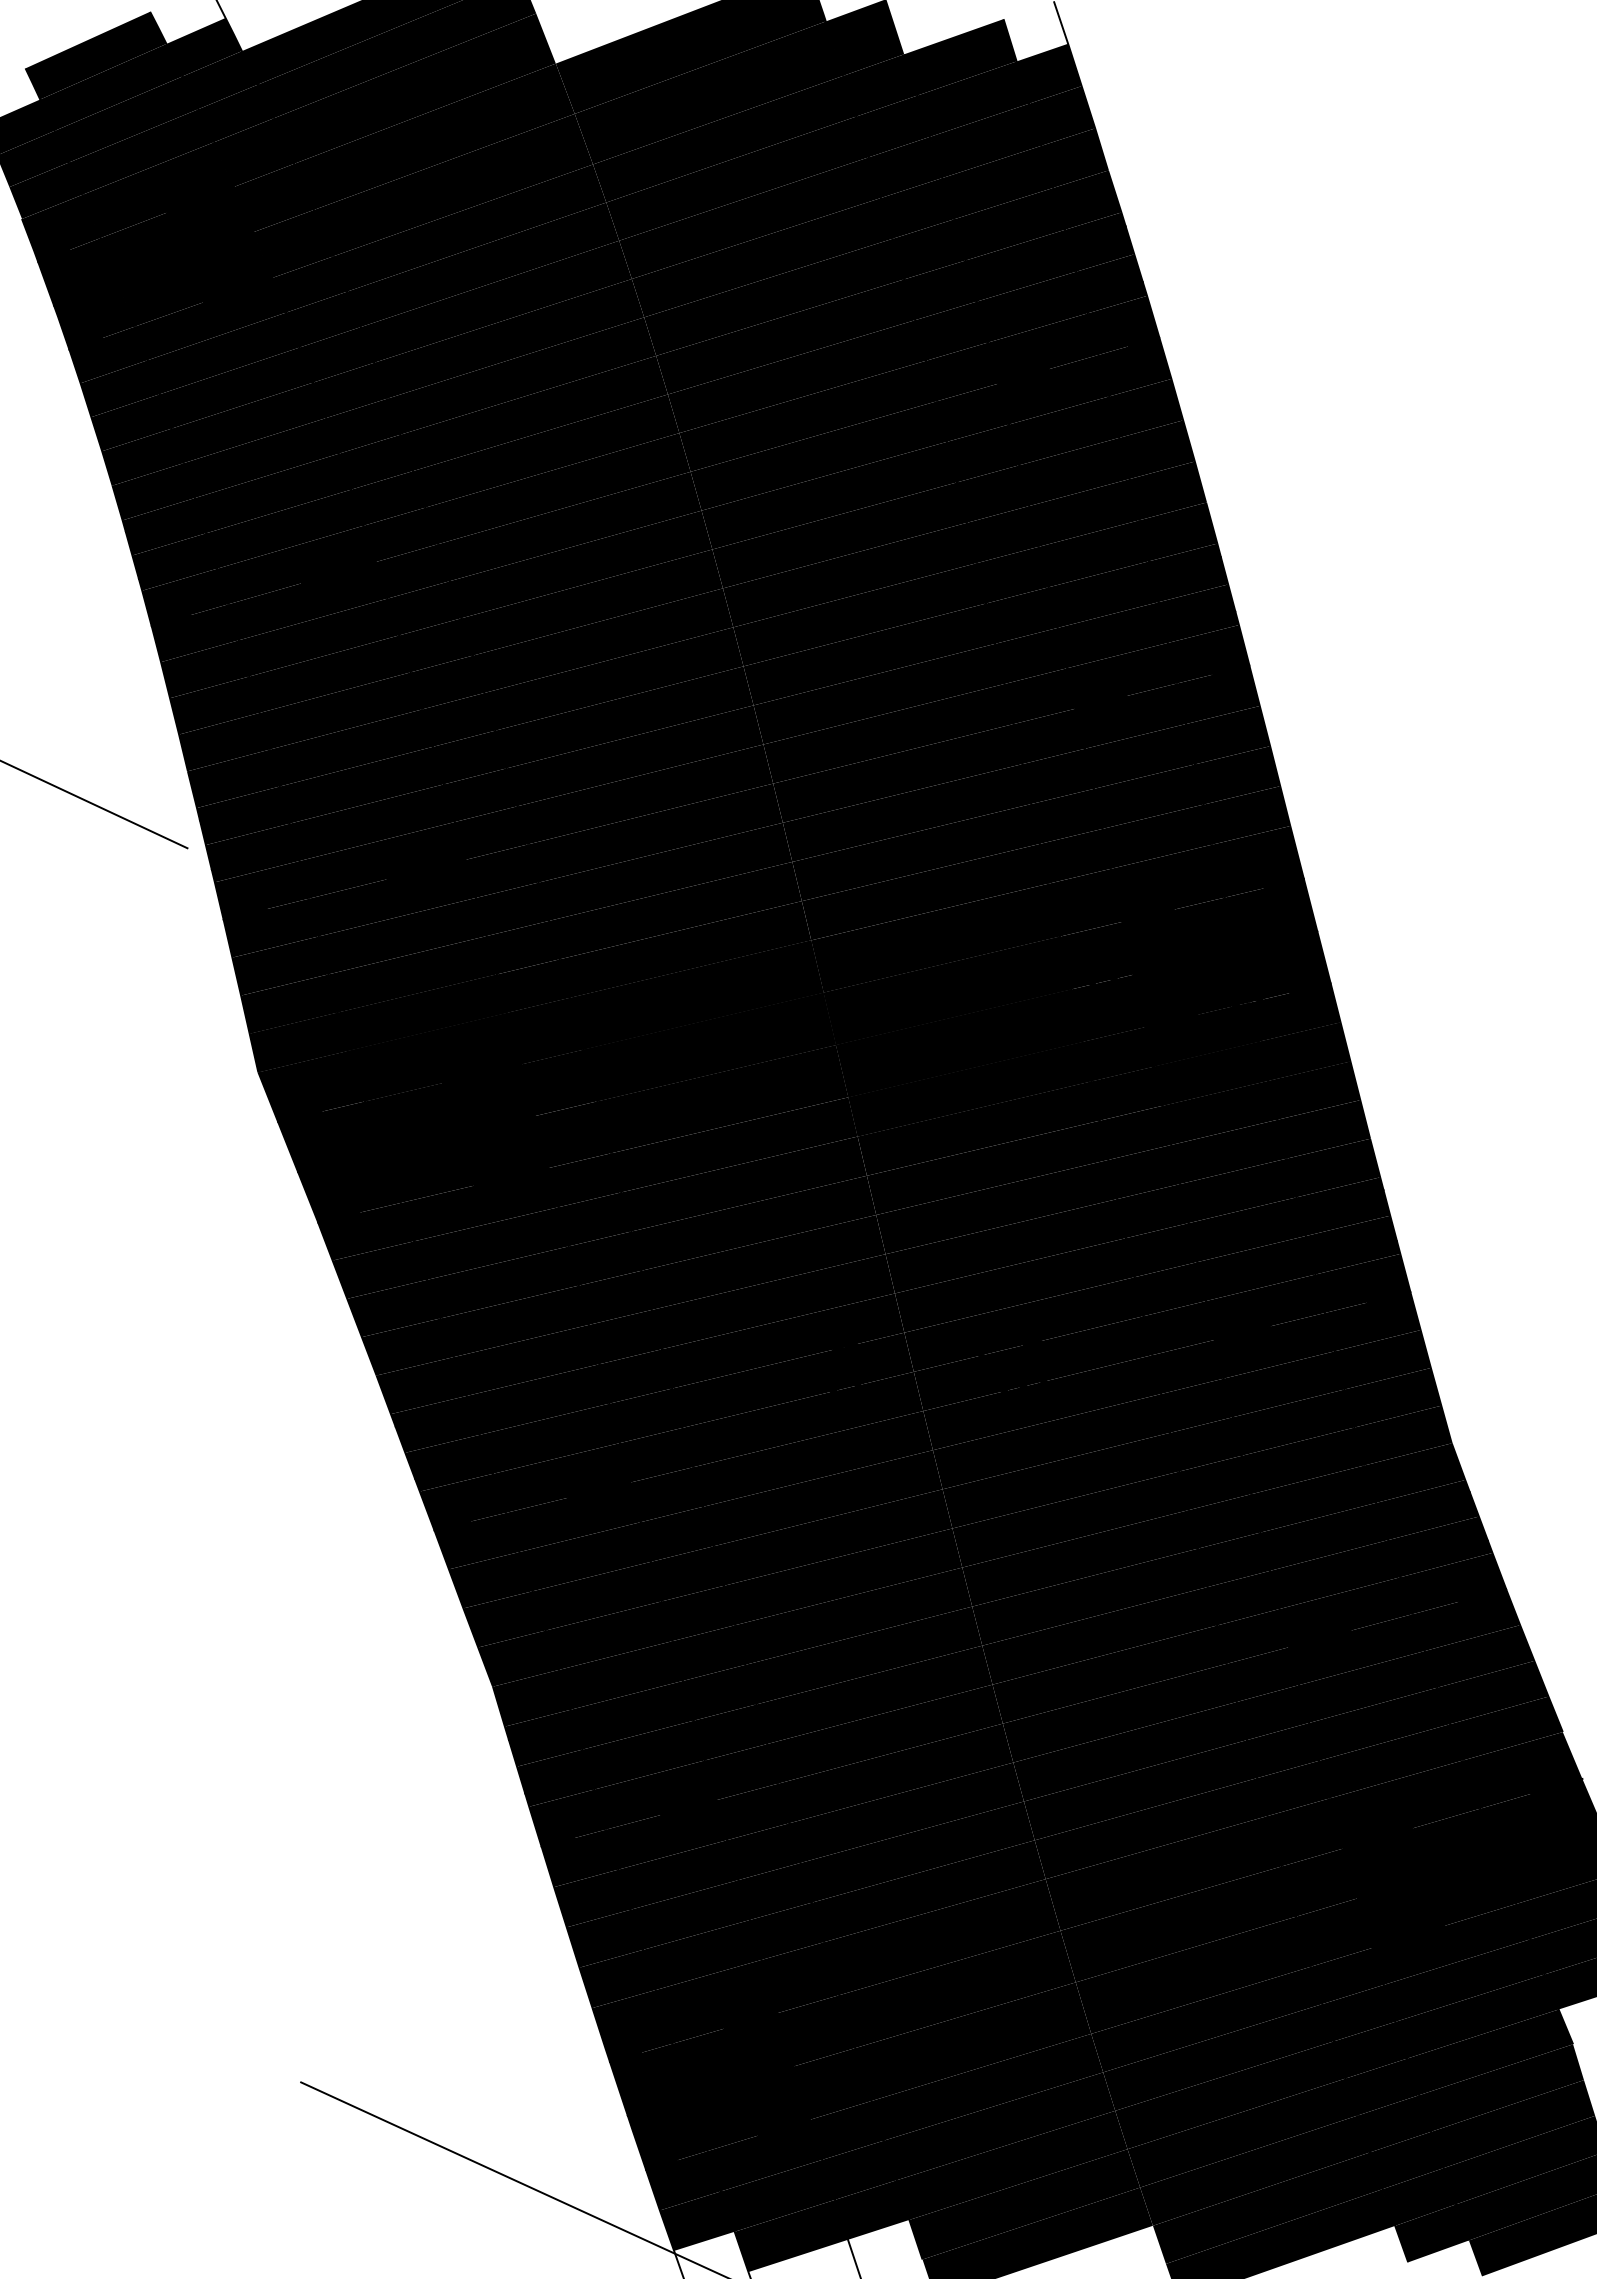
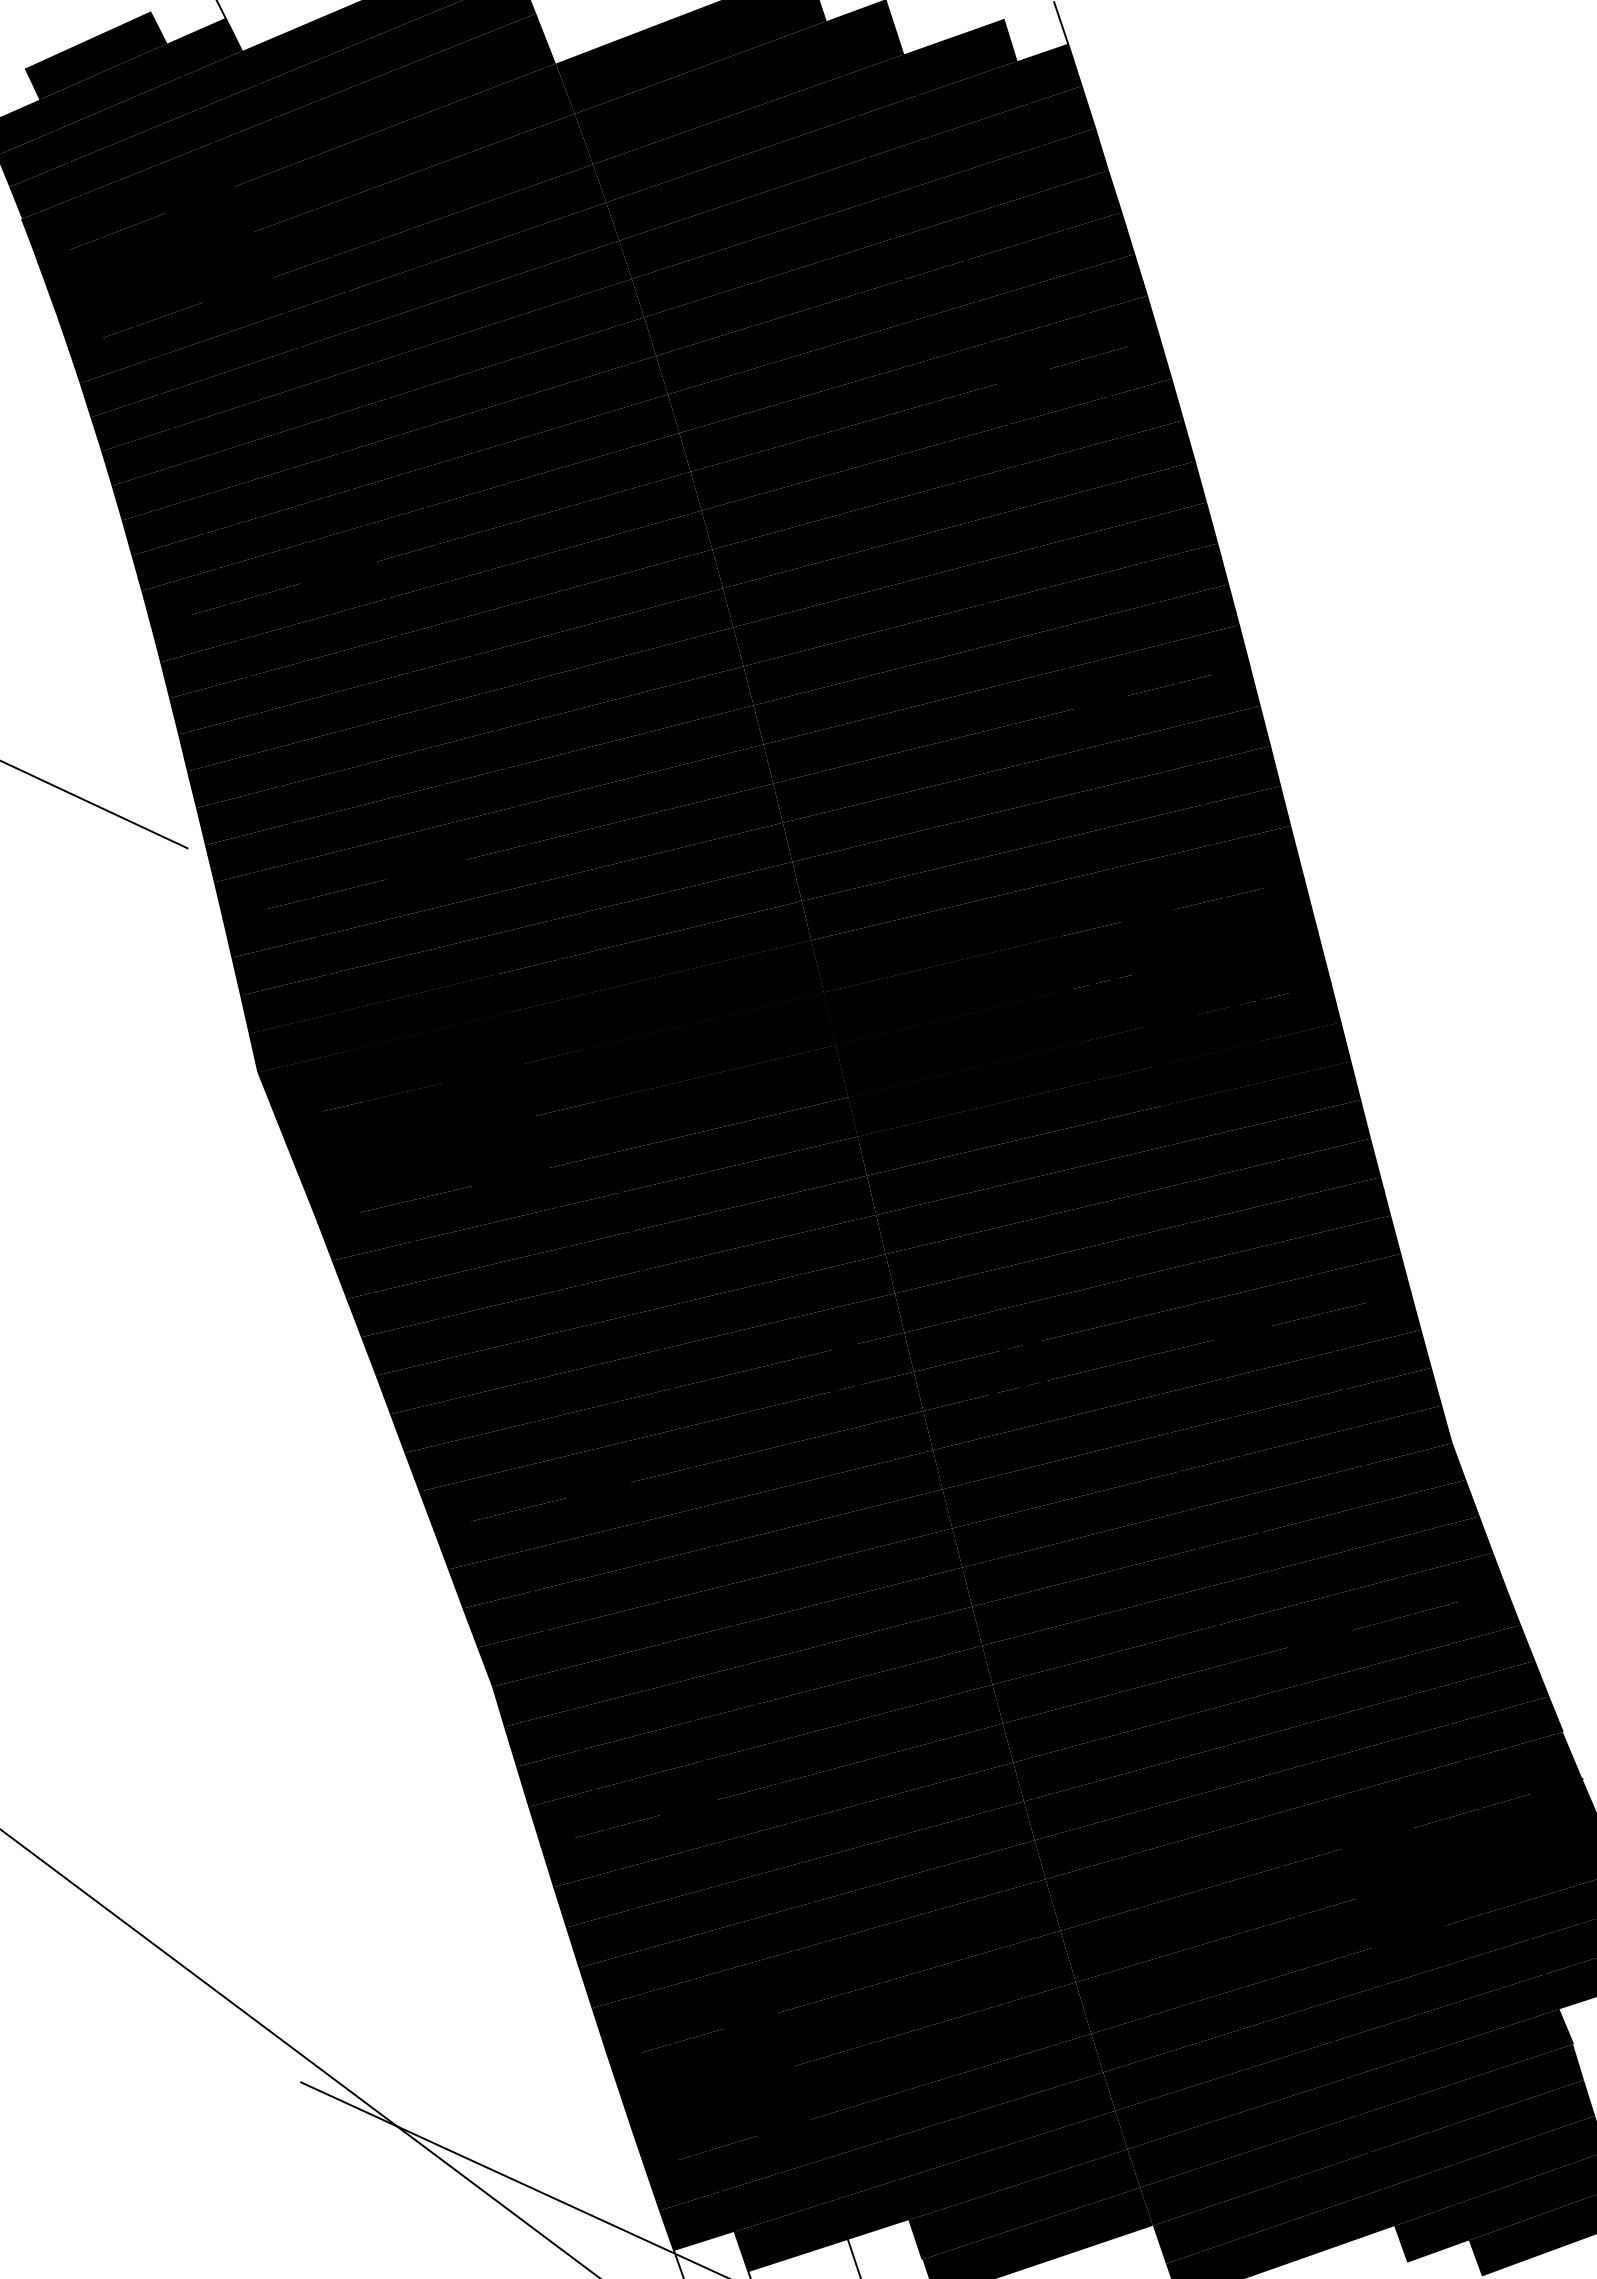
text: 58 -> 78 (993, 1371)
line: none -> present (299, 2052)
